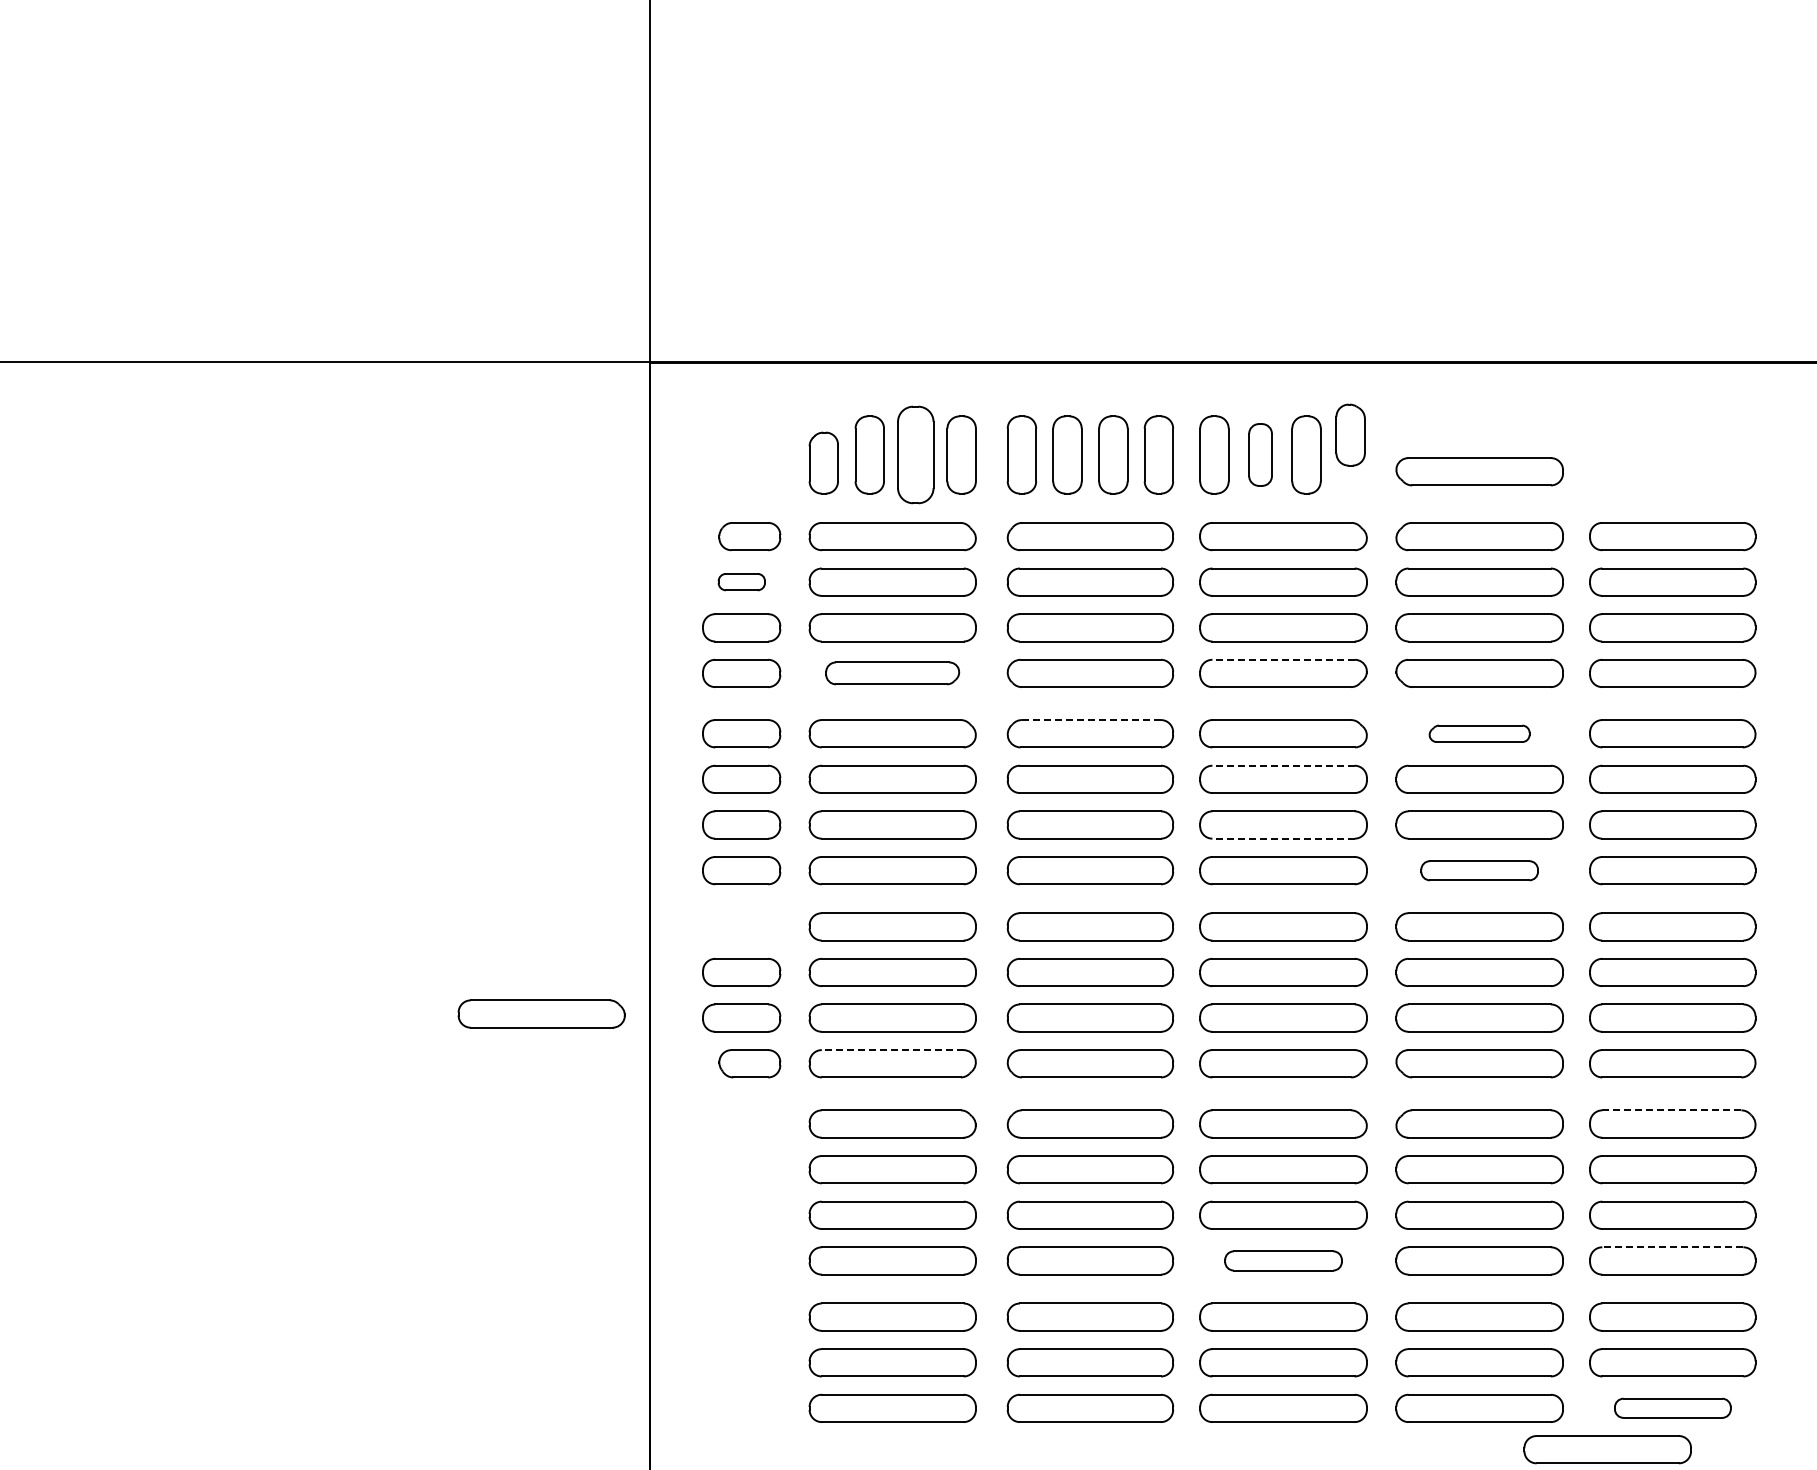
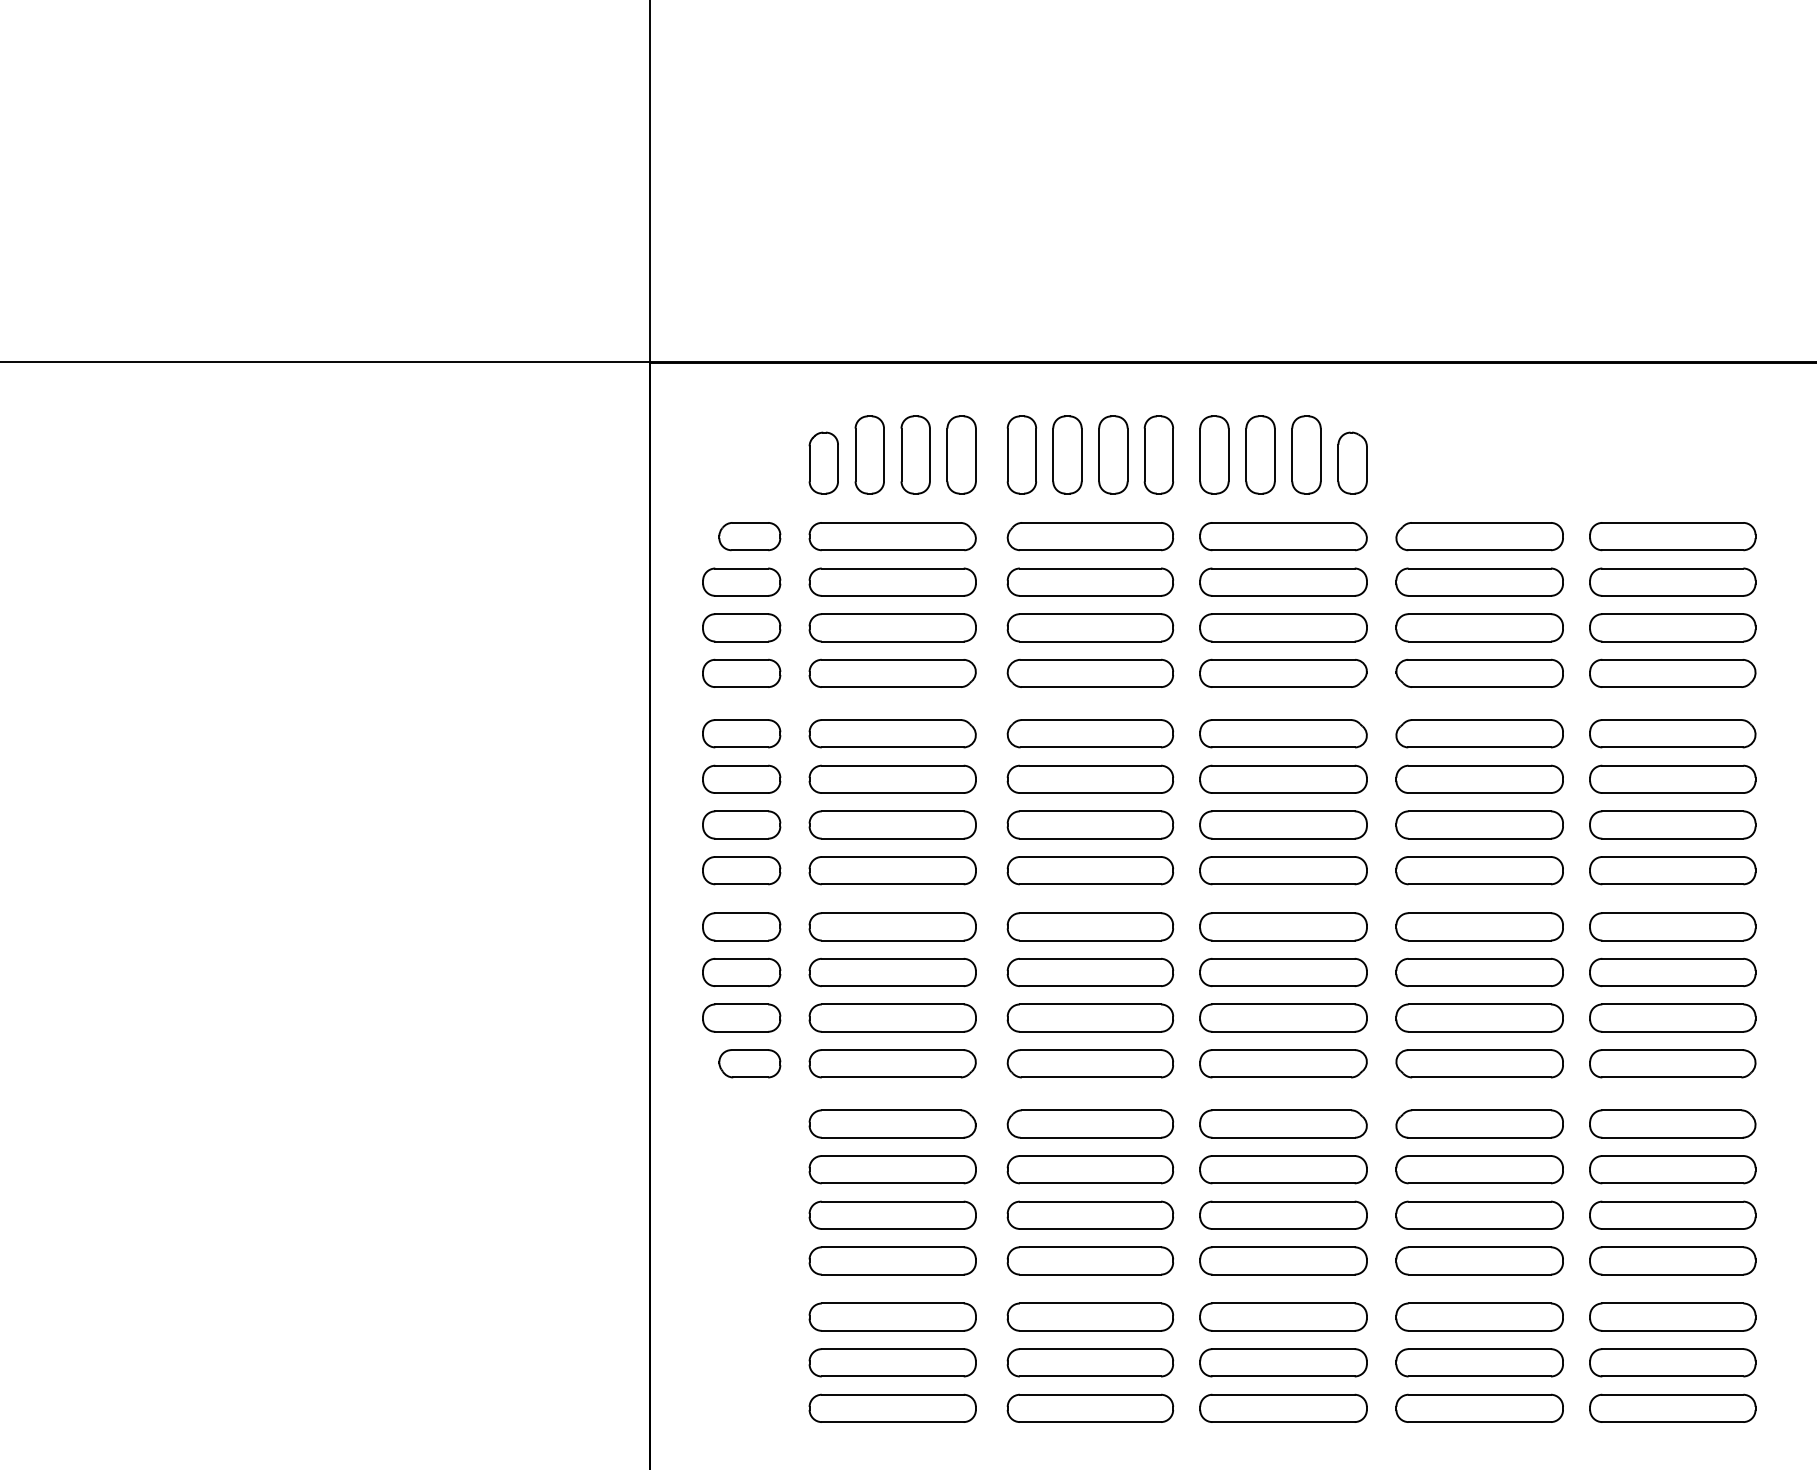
part position: (1350, 434) -> (1352, 462) (1352, 462)
part size: 38x100 px -> 31x80 px (915, 454)
part size: 25x64 px -> 31x80 px (1260, 454)
part: present -> none (1479, 471)
part size: 49x19 px -> 80x30 px (741, 581)
line: dashed -> solid (1283, 659)
part size: 136x25 px -> 169x30 px (892, 672)
line: dashed -> solid (1091, 720)
part size: 103x19 px -> 169x30 px (1479, 733)
line: dashed -> solid (1283, 765)
line: dashed -> solid (1283, 838)
part size: 119x22 px -> 169x30 px (1479, 870)
part: none -> present (741, 926)
part: present -> none (541, 1013)
line: dashed -> solid (892, 1050)
line: dashed -> solid (1671, 1110)
line: dashed -> solid (1672, 1247)
part size: 119x22 px -> 169x30 px (1283, 1260)
part size: 118x22 px -> 168x30 px (1672, 1407)
part: present -> none (1607, 1449)
